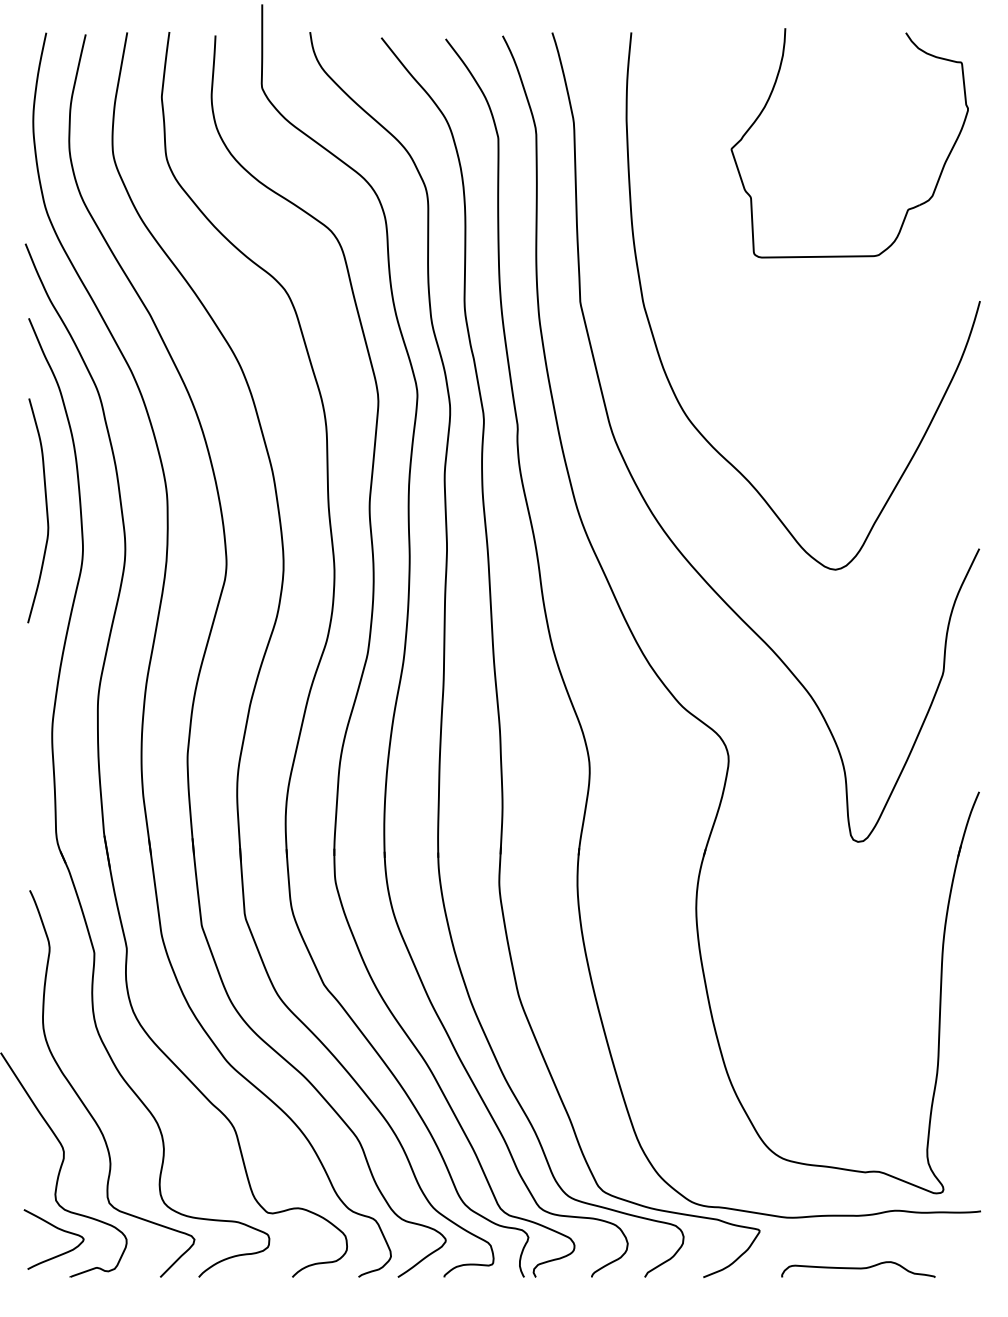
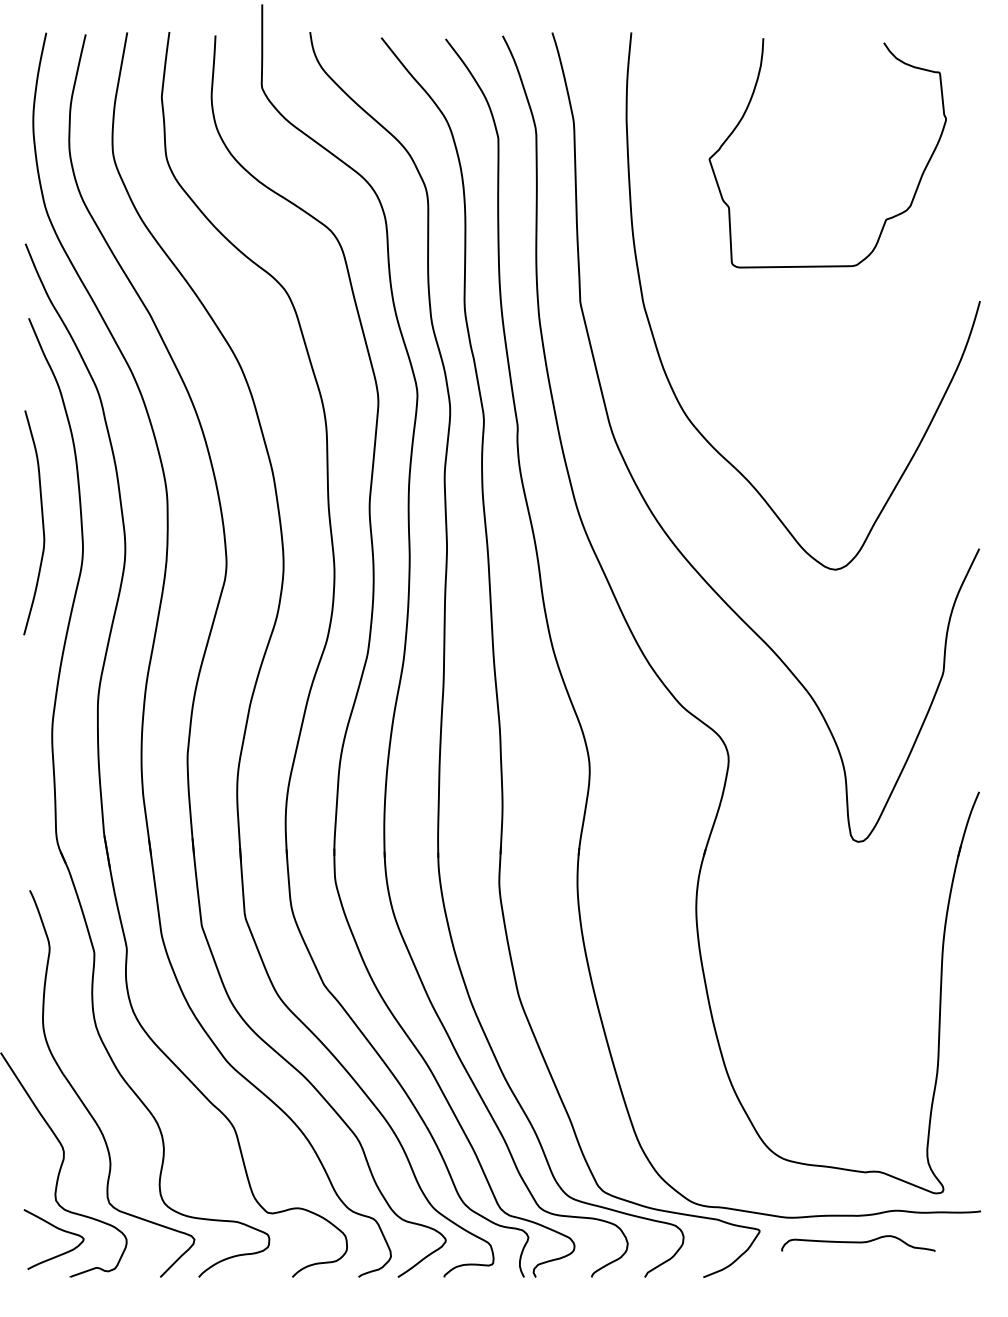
part position: (908, 208) -> (886, 218) (886, 218)
curve position: (46, 510) -> (42, 522) (42, 522)
curve position: (858, 1269) -> (858, 1243) (858, 1243)
